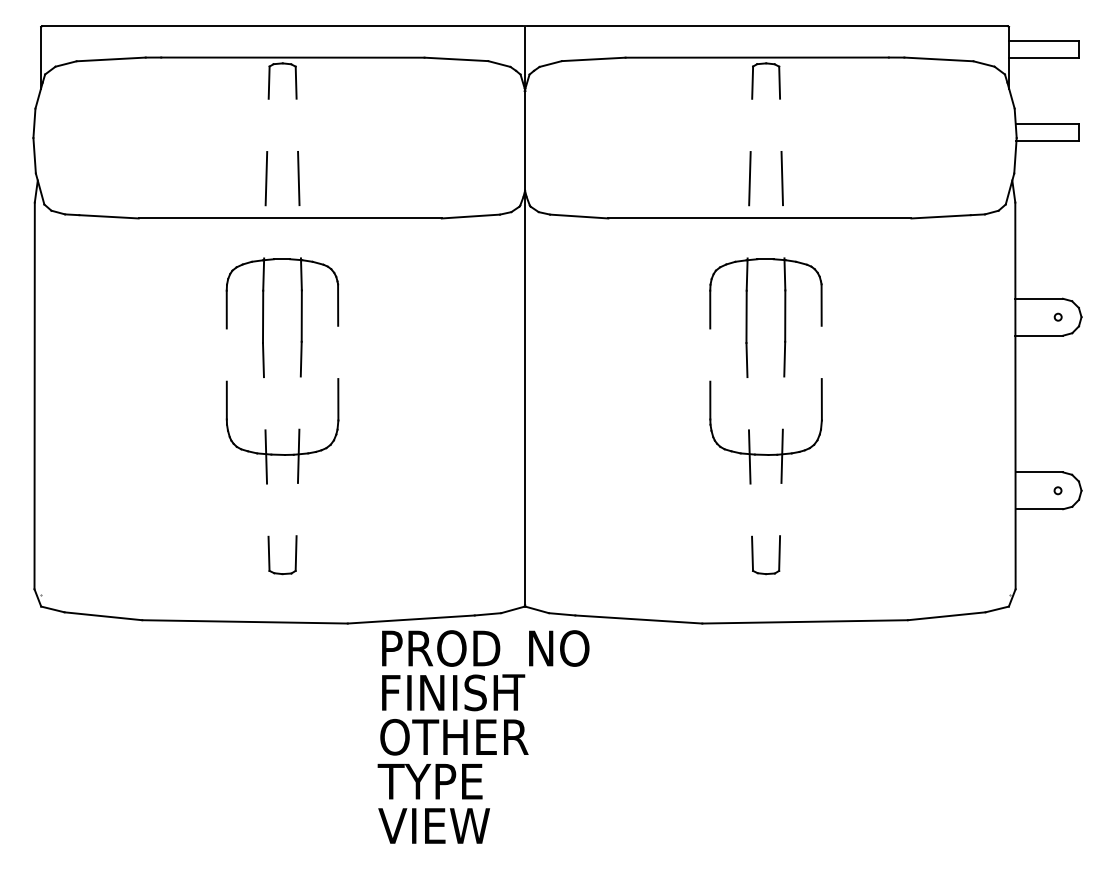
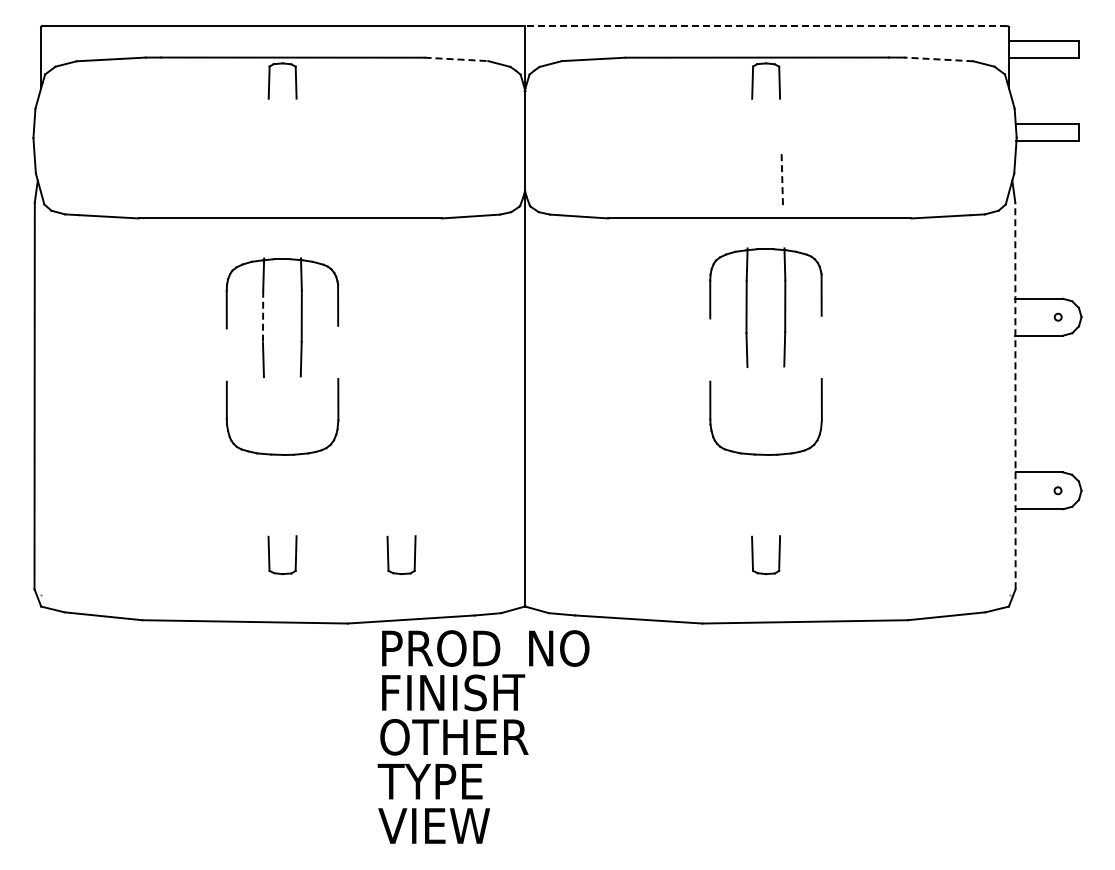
line: solid -> dashed (767, 26)
line: solid -> dashed (456, 59)
line: solid -> dashed (938, 59)
line: present -> none (266, 178)
line: present -> none (298, 178)
line: present -> none (749, 178)
line: solid -> dashed (782, 178)
line: solid -> dashed (263, 317)
part position: (747, 317) -> (747, 307) (747, 307)
line: solid -> dashed (1015, 395)
line: present -> none (298, 455)
line: present -> none (781, 455)
line: present -> none (266, 456)
line: present -> none (749, 456)
part: none -> present (389, 558)
